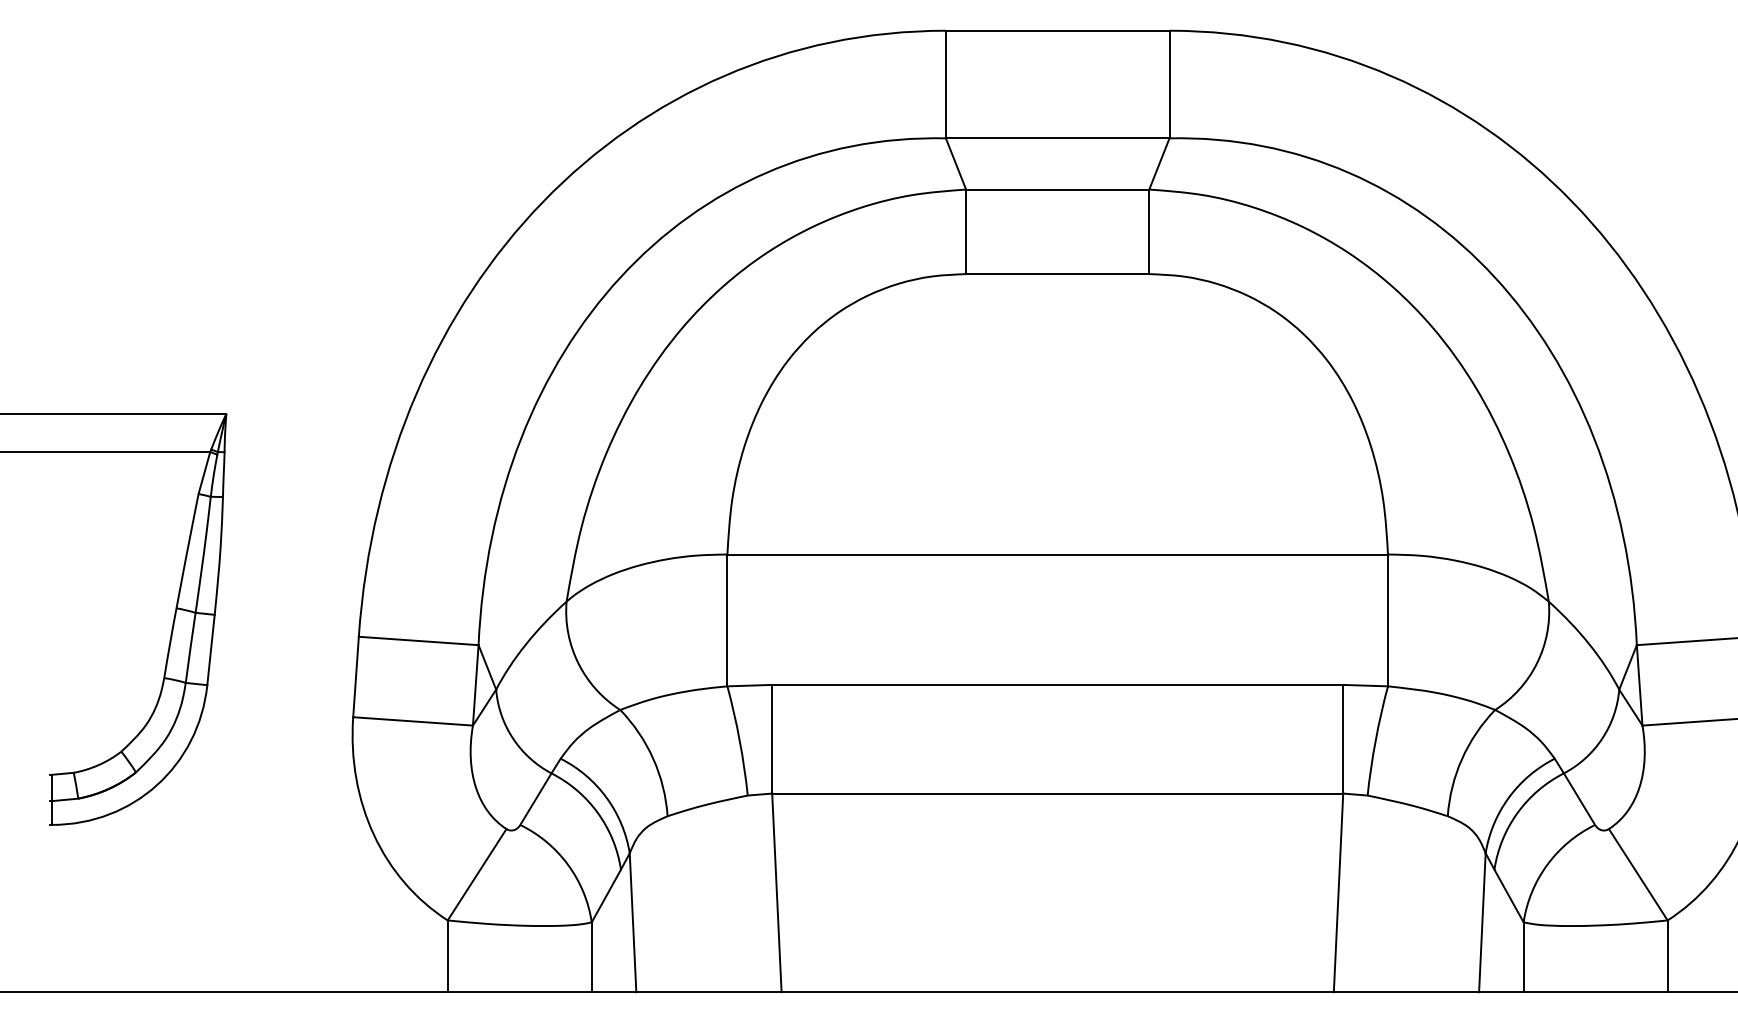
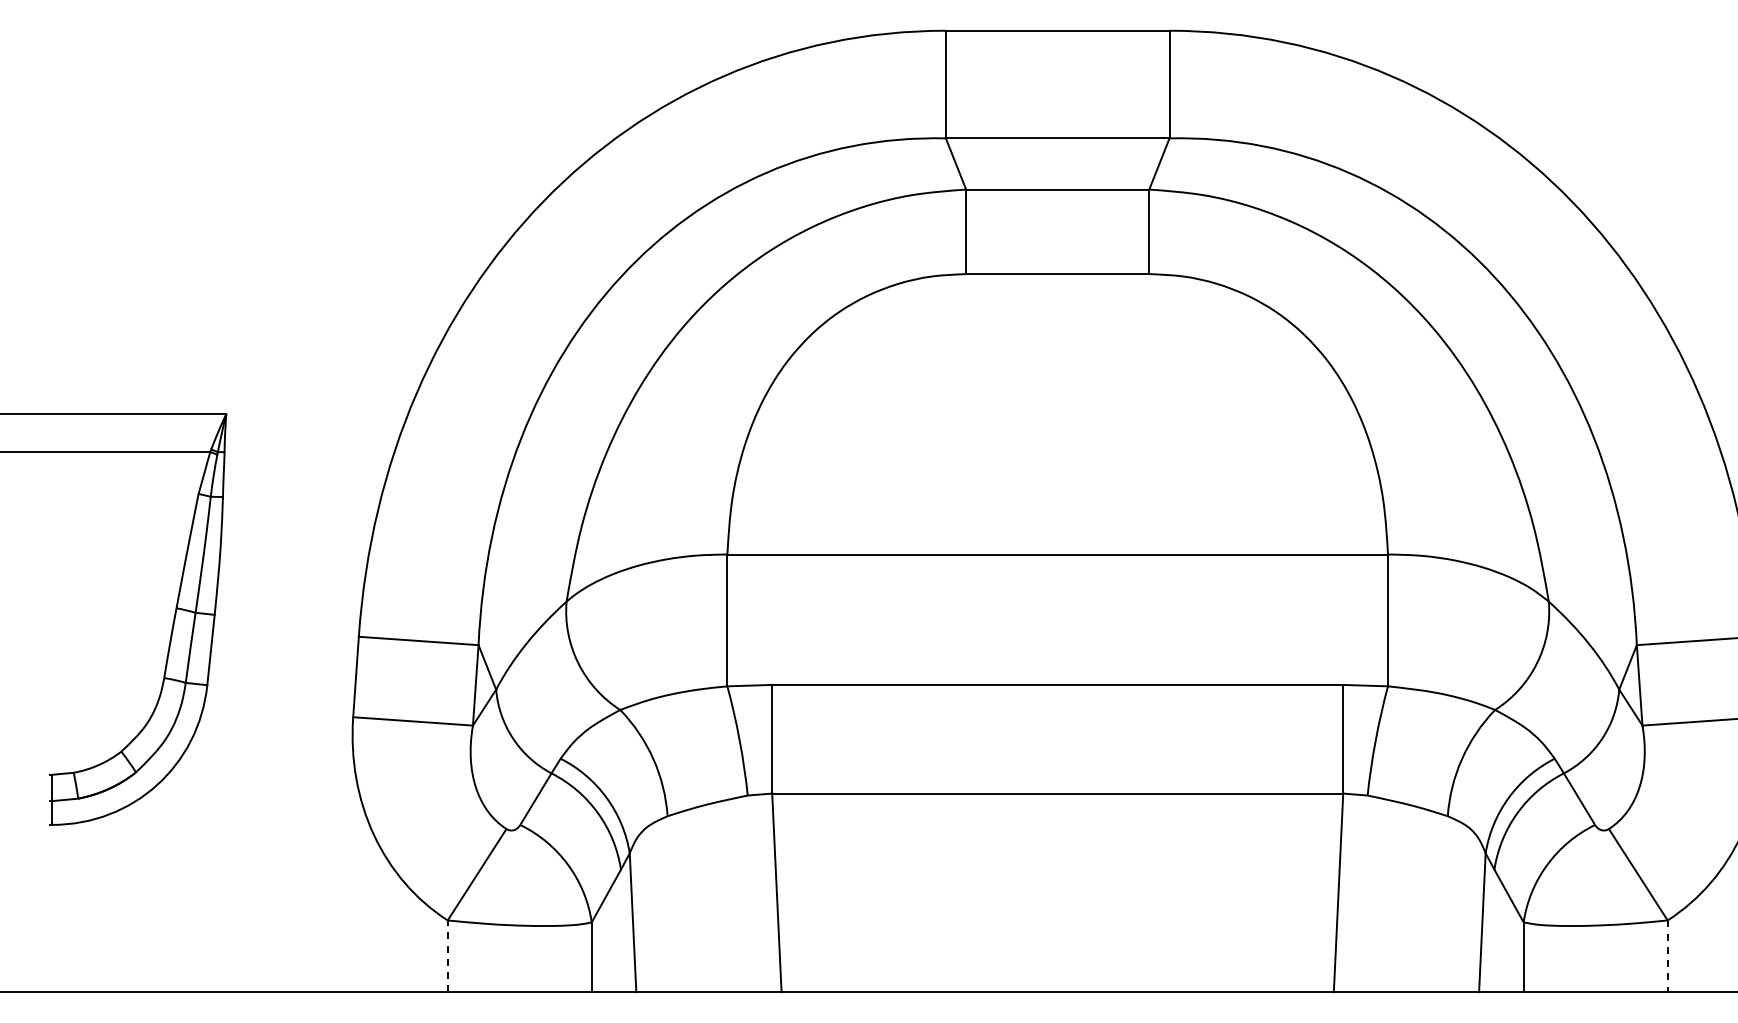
line: solid -> dashed (447, 956)
line: solid -> dashed (1667, 956)
